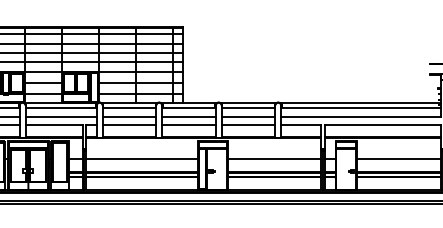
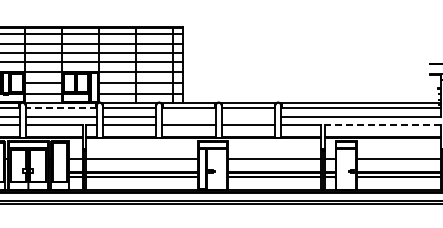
line: solid -> dashed (61, 107)
line: present -> none (188, 117)
line: present -> none (248, 117)
line: solid -> dashed (382, 124)
